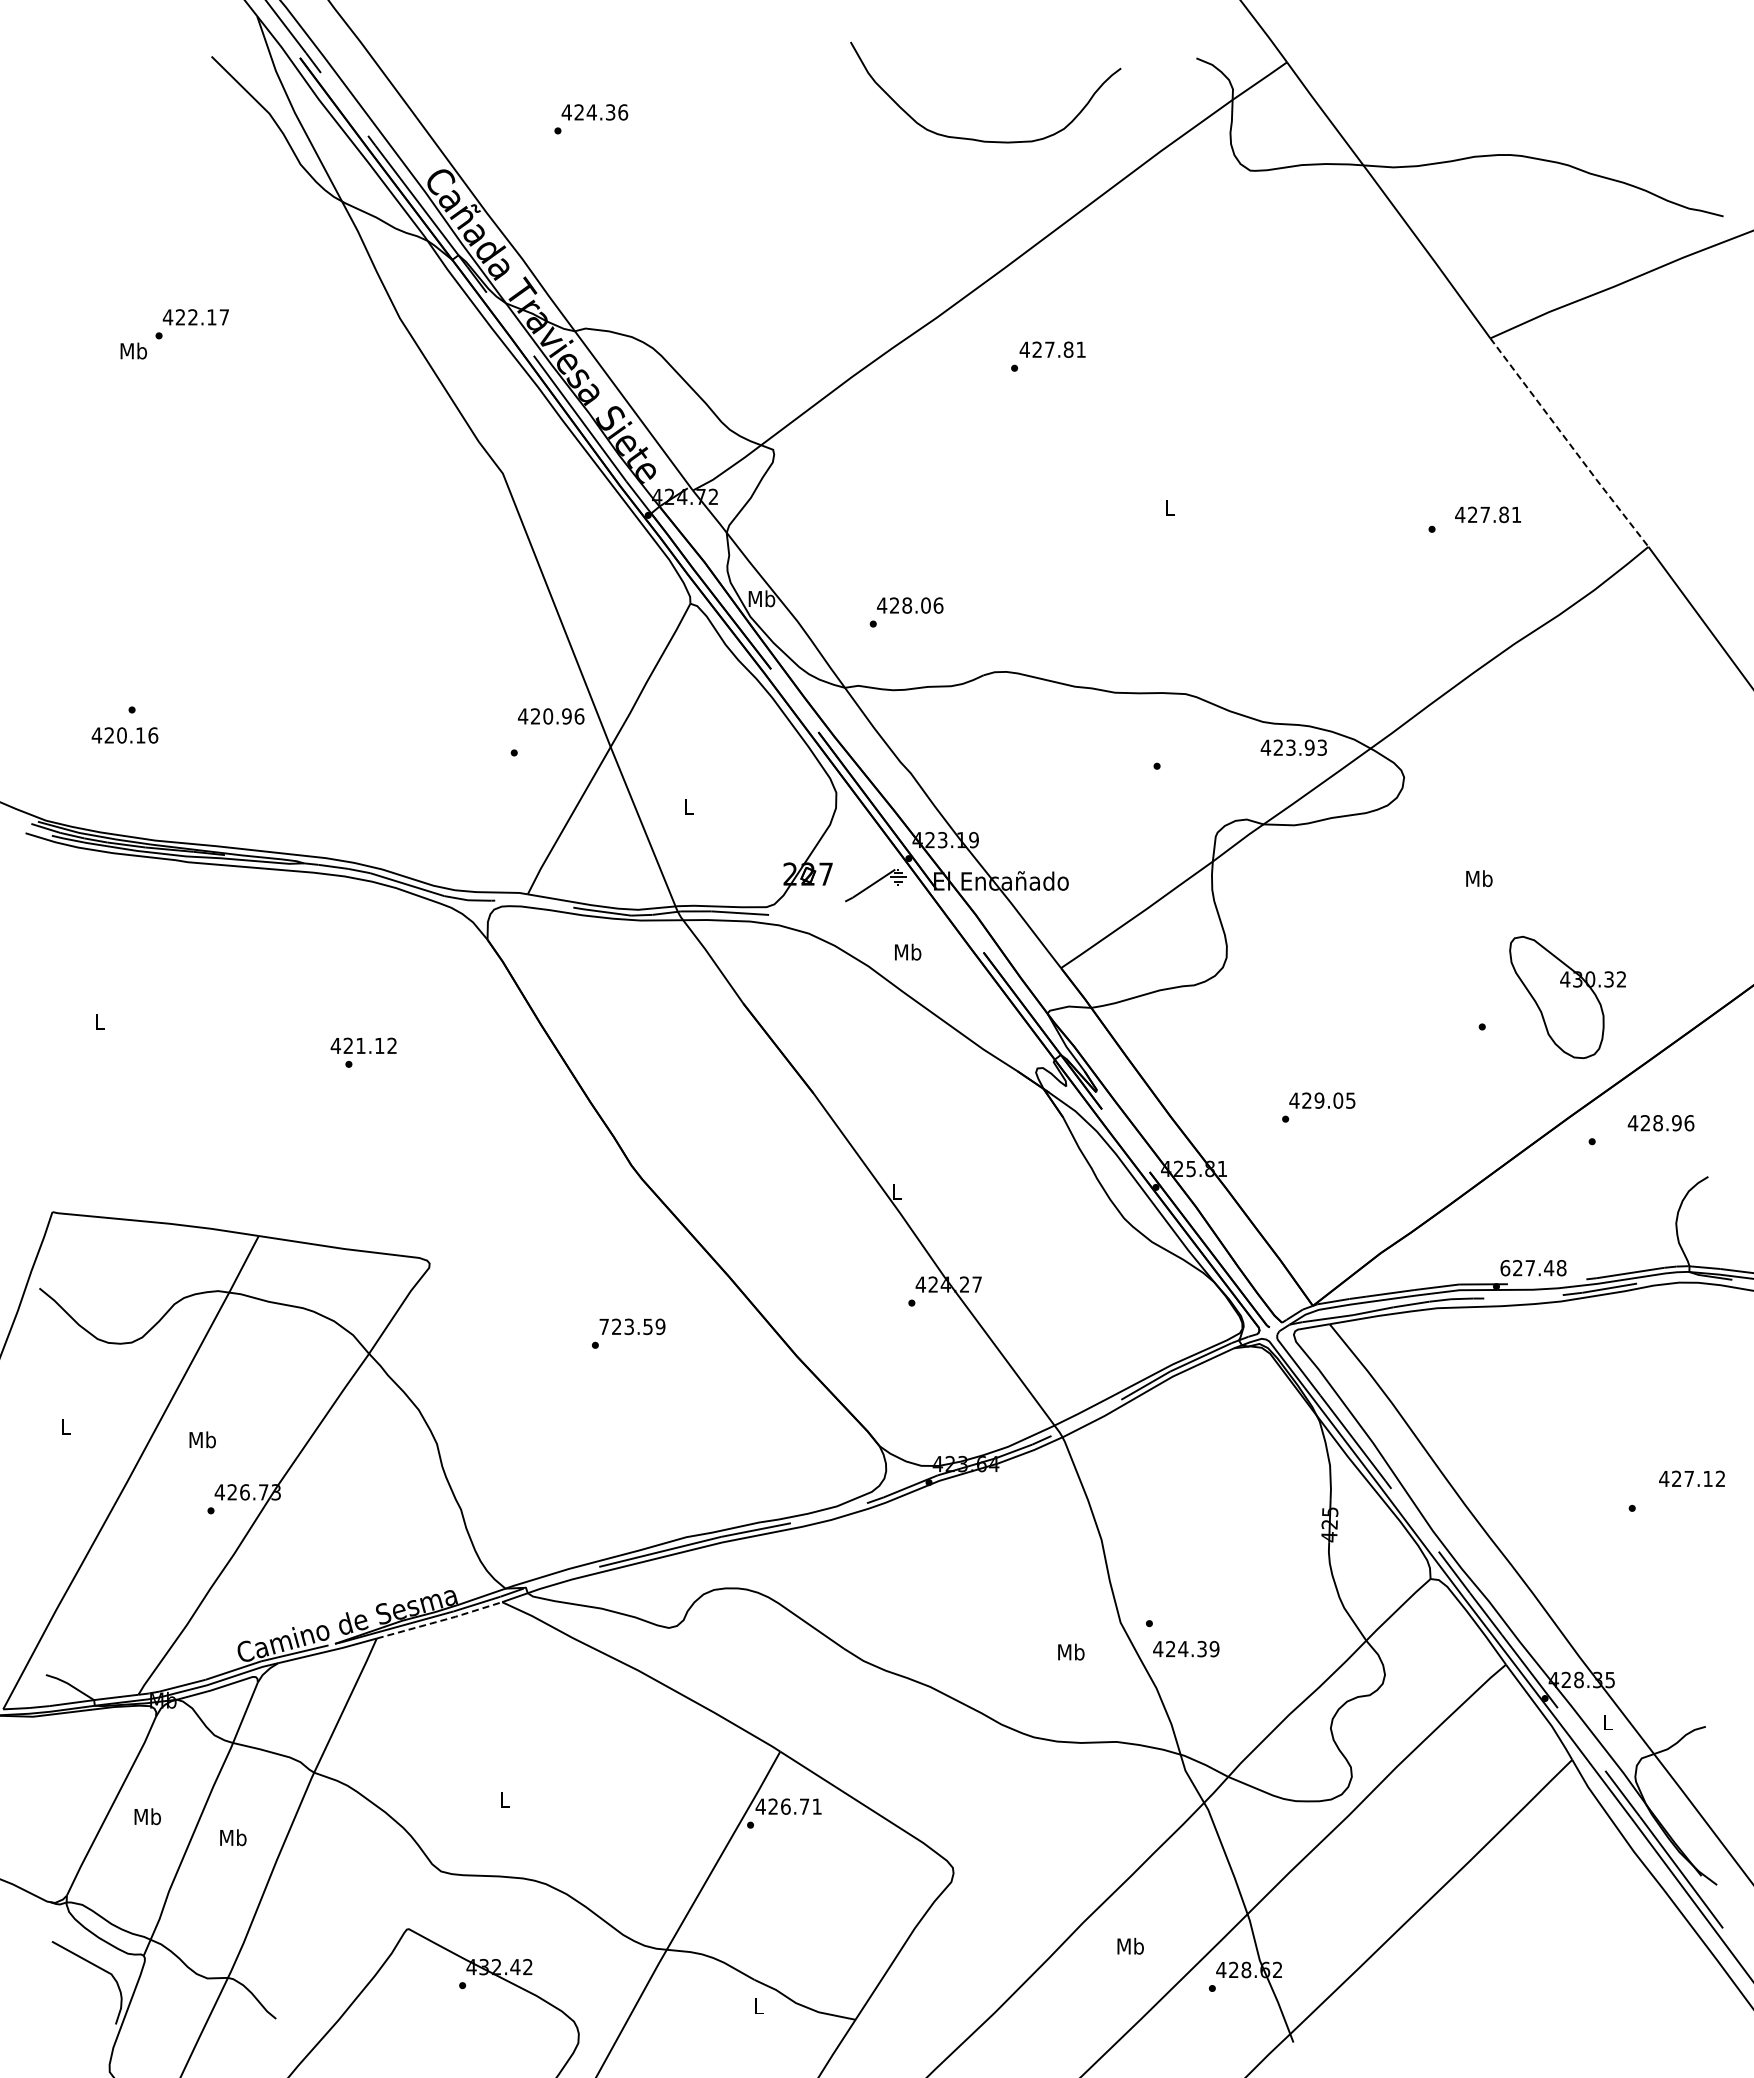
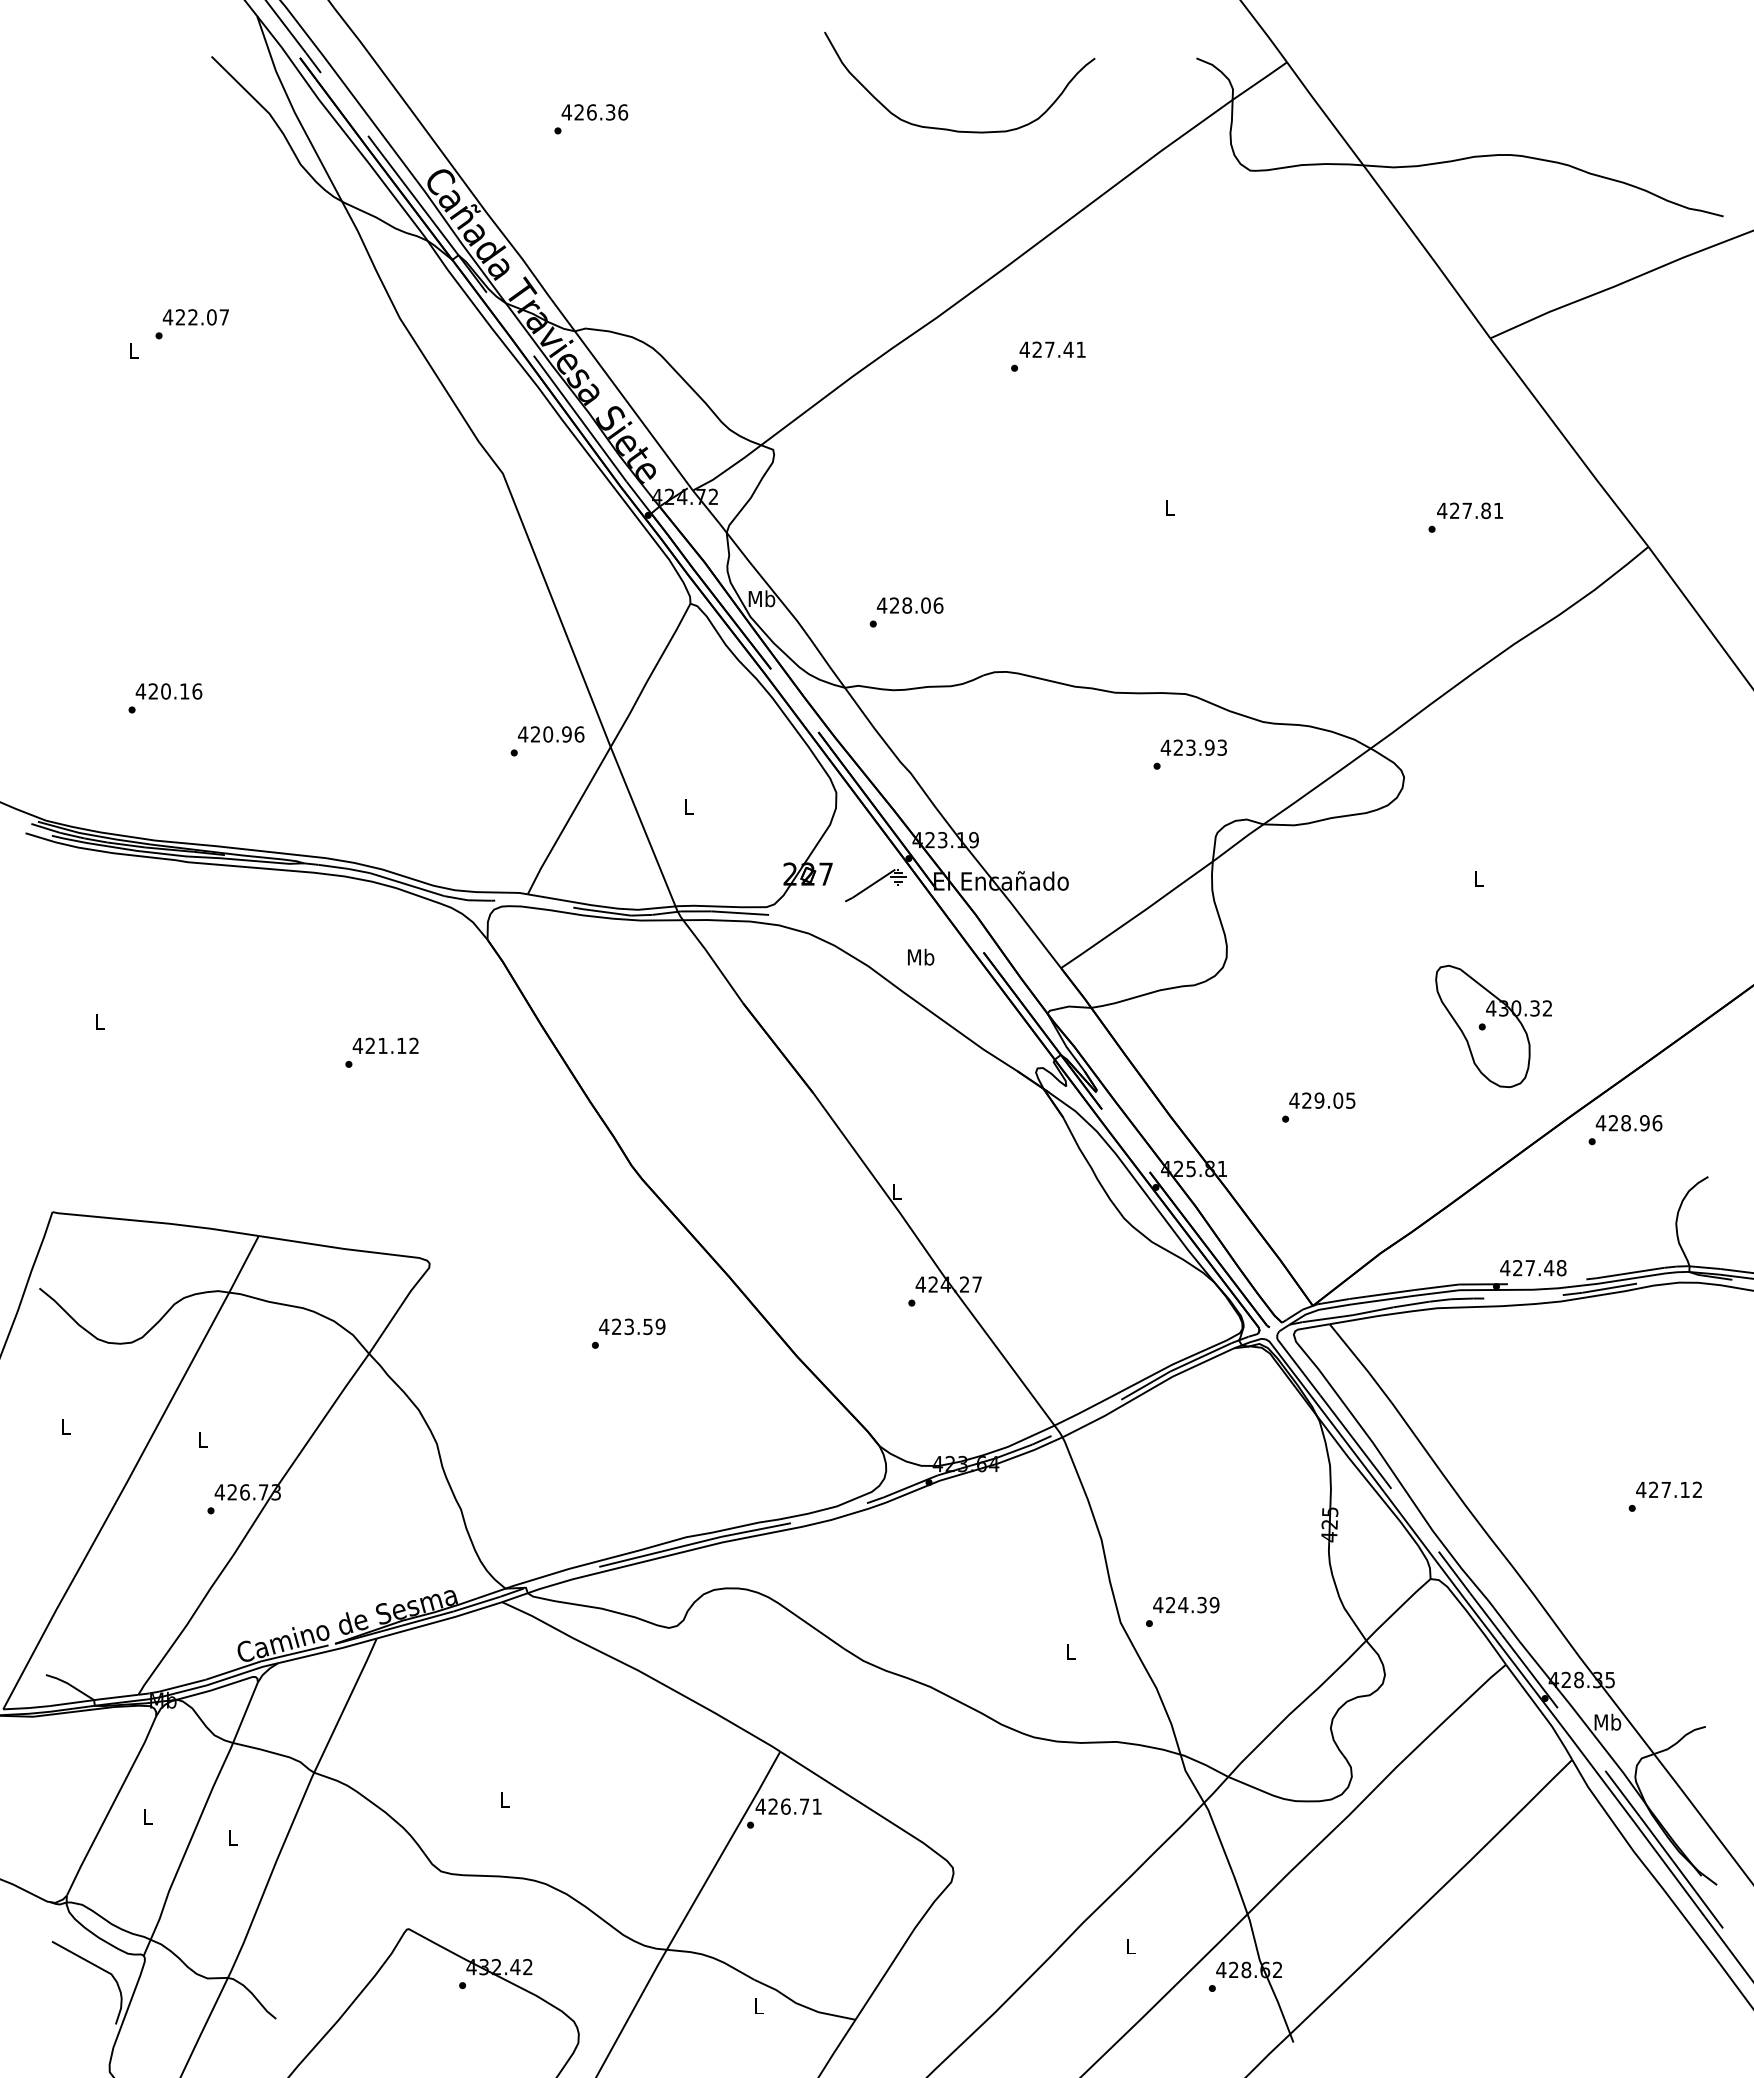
text: 424.36 -> 426.36 (591, 112)
curve position: (979, 139) -> (953, 129) (953, 129)
text: 422.17 -> 422.07 (211, 317)
text: 427.81 -> 427.41 (1068, 349)
text: Mb -> L (133, 350)
line: dashed -> solid (1569, 443)
text position: (1487, 514) -> (1469, 510) (1469, 510)
text position: (551, 716) -> (551, 734) (551, 734)
text position: (124, 735) -> (168, 691) (168, 691)
text position: (1293, 747) -> (1193, 747) (1193, 747)
text: Mb -> L (1479, 878)
text position: (908, 951) -> (921, 956) (921, 956)
part position: (1567, 997) -> (1493, 1026) (1493, 1026)
text position: (363, 1045) -> (385, 1045) (385, 1045)
text position: (1660, 1123) -> (1628, 1123) (1628, 1123)
text: 627.48 -> 427.48 (1505, 1268)
text: 723.59 -> 423.59 (604, 1326)
text: Mb -> L (202, 1439)
text position: (1691, 1478) -> (1668, 1489) (1668, 1489)
line: dashed -> solid (440, 1620)
text position: (1186, 1649) -> (1186, 1605) (1186, 1605)
text: Mb -> L (1071, 1651)
text: L -> Mb (1607, 1721)
text: Mb -> L (147, 1816)
text: Mb -> L (233, 1837)
text: Mb -> L (1130, 1945)
